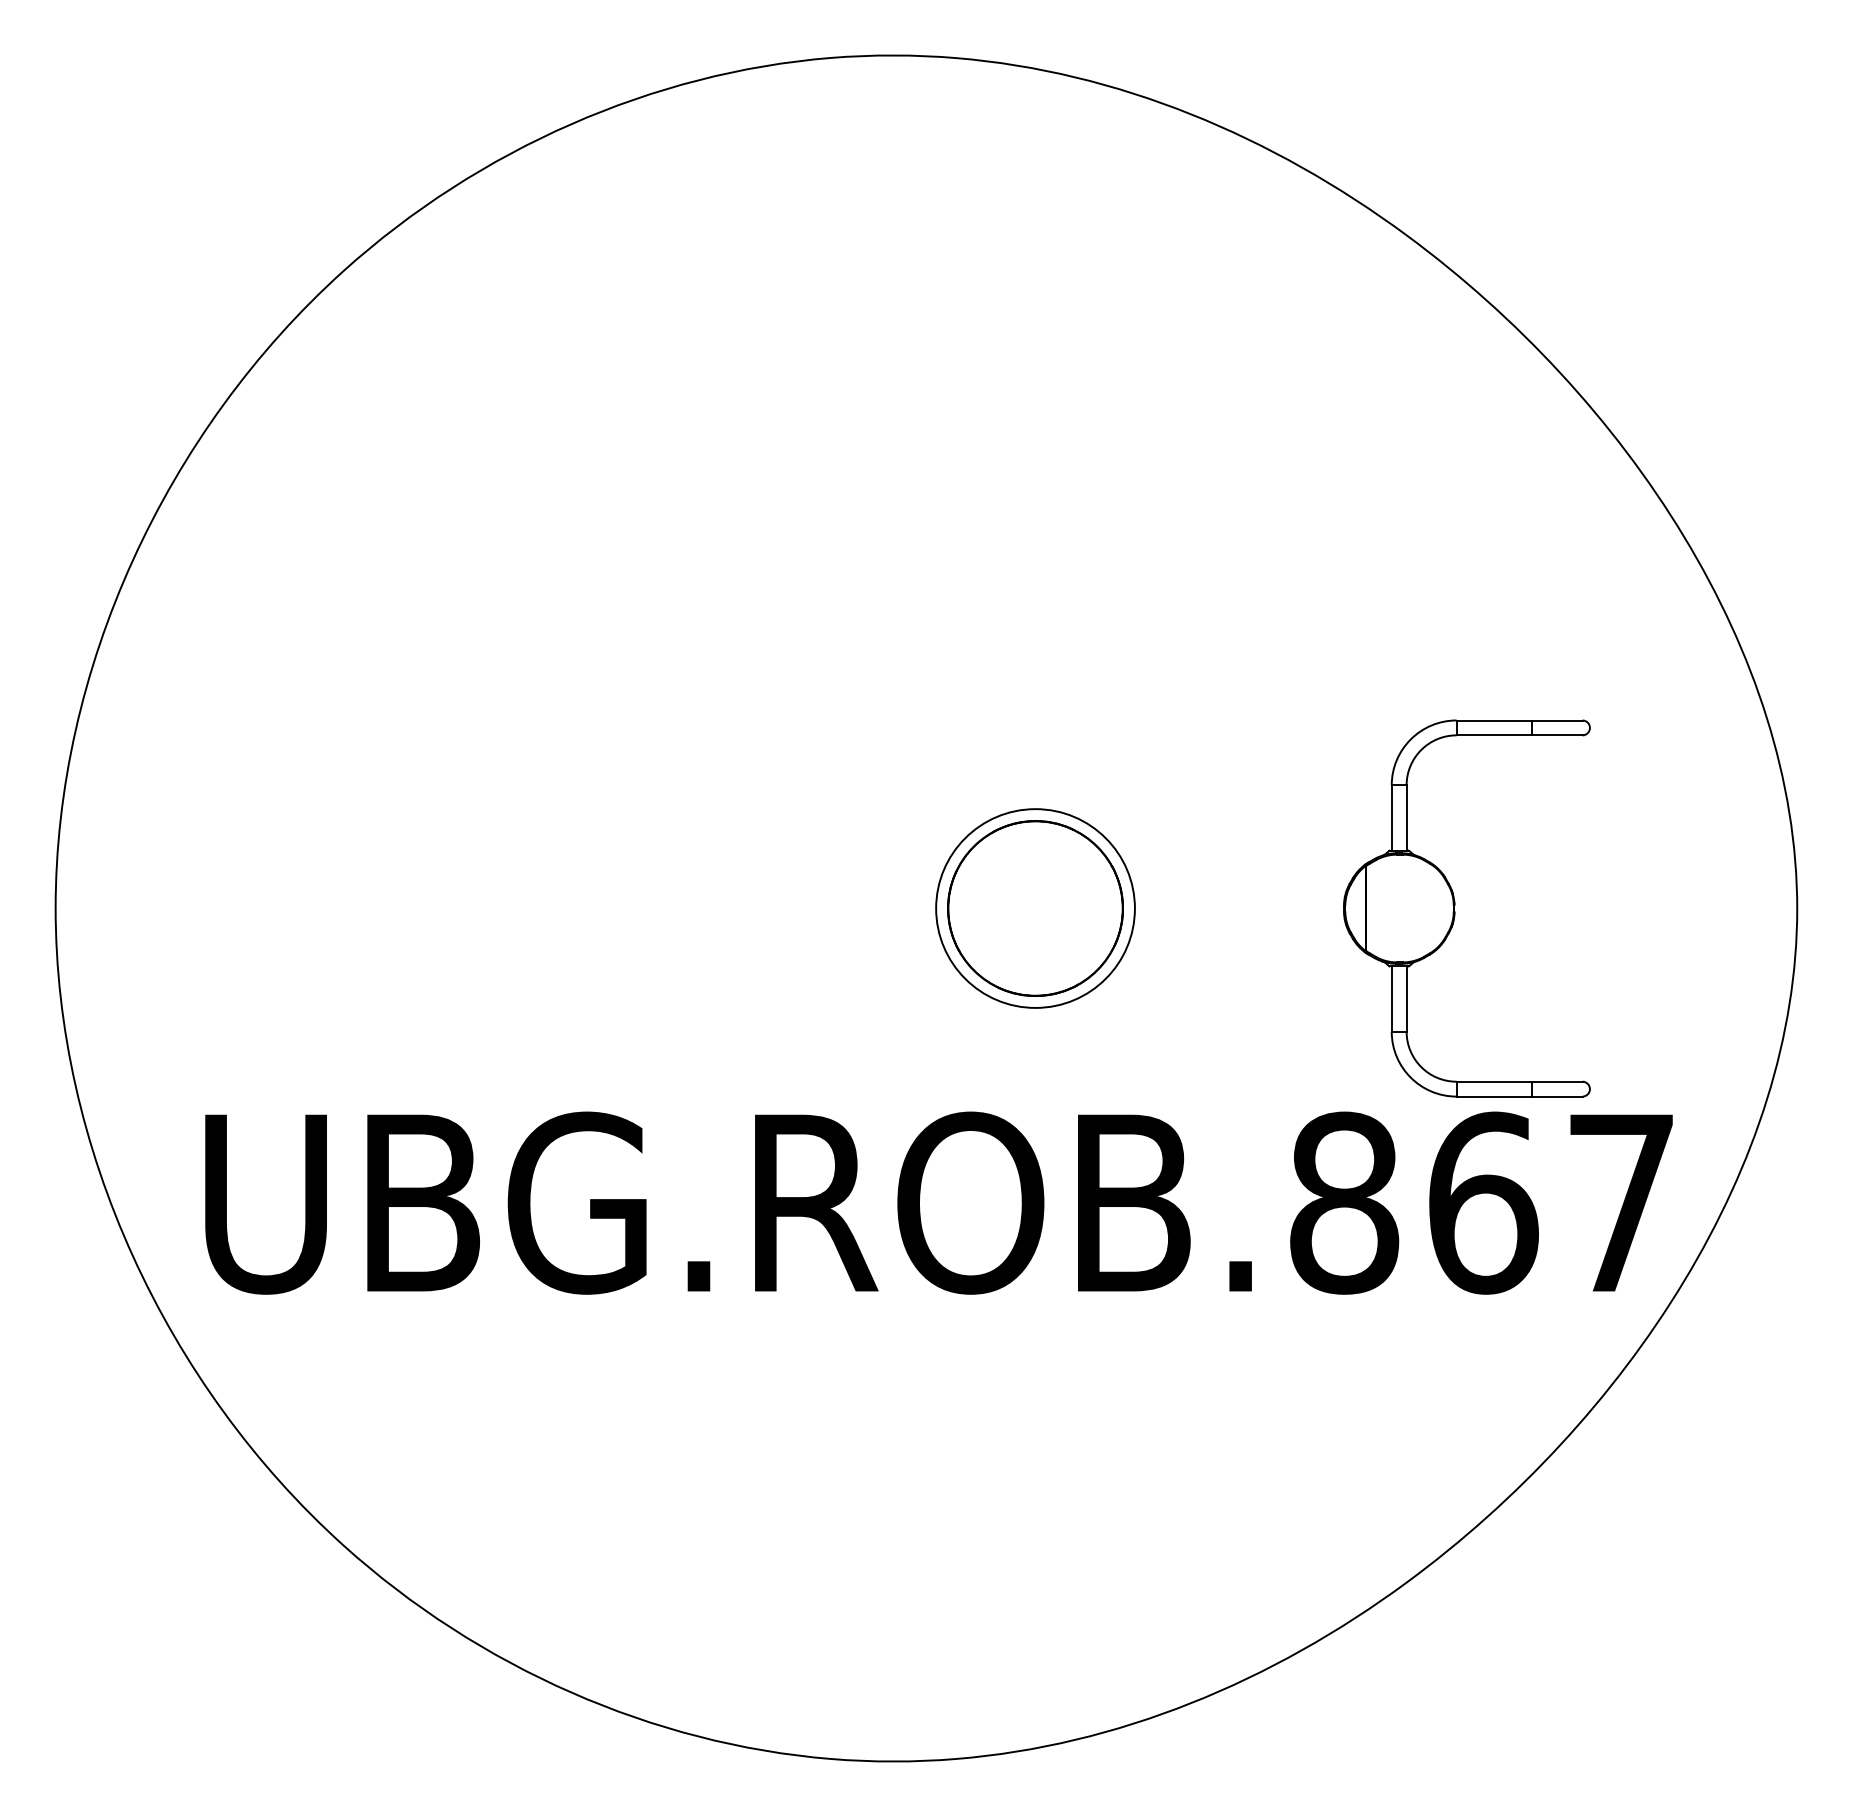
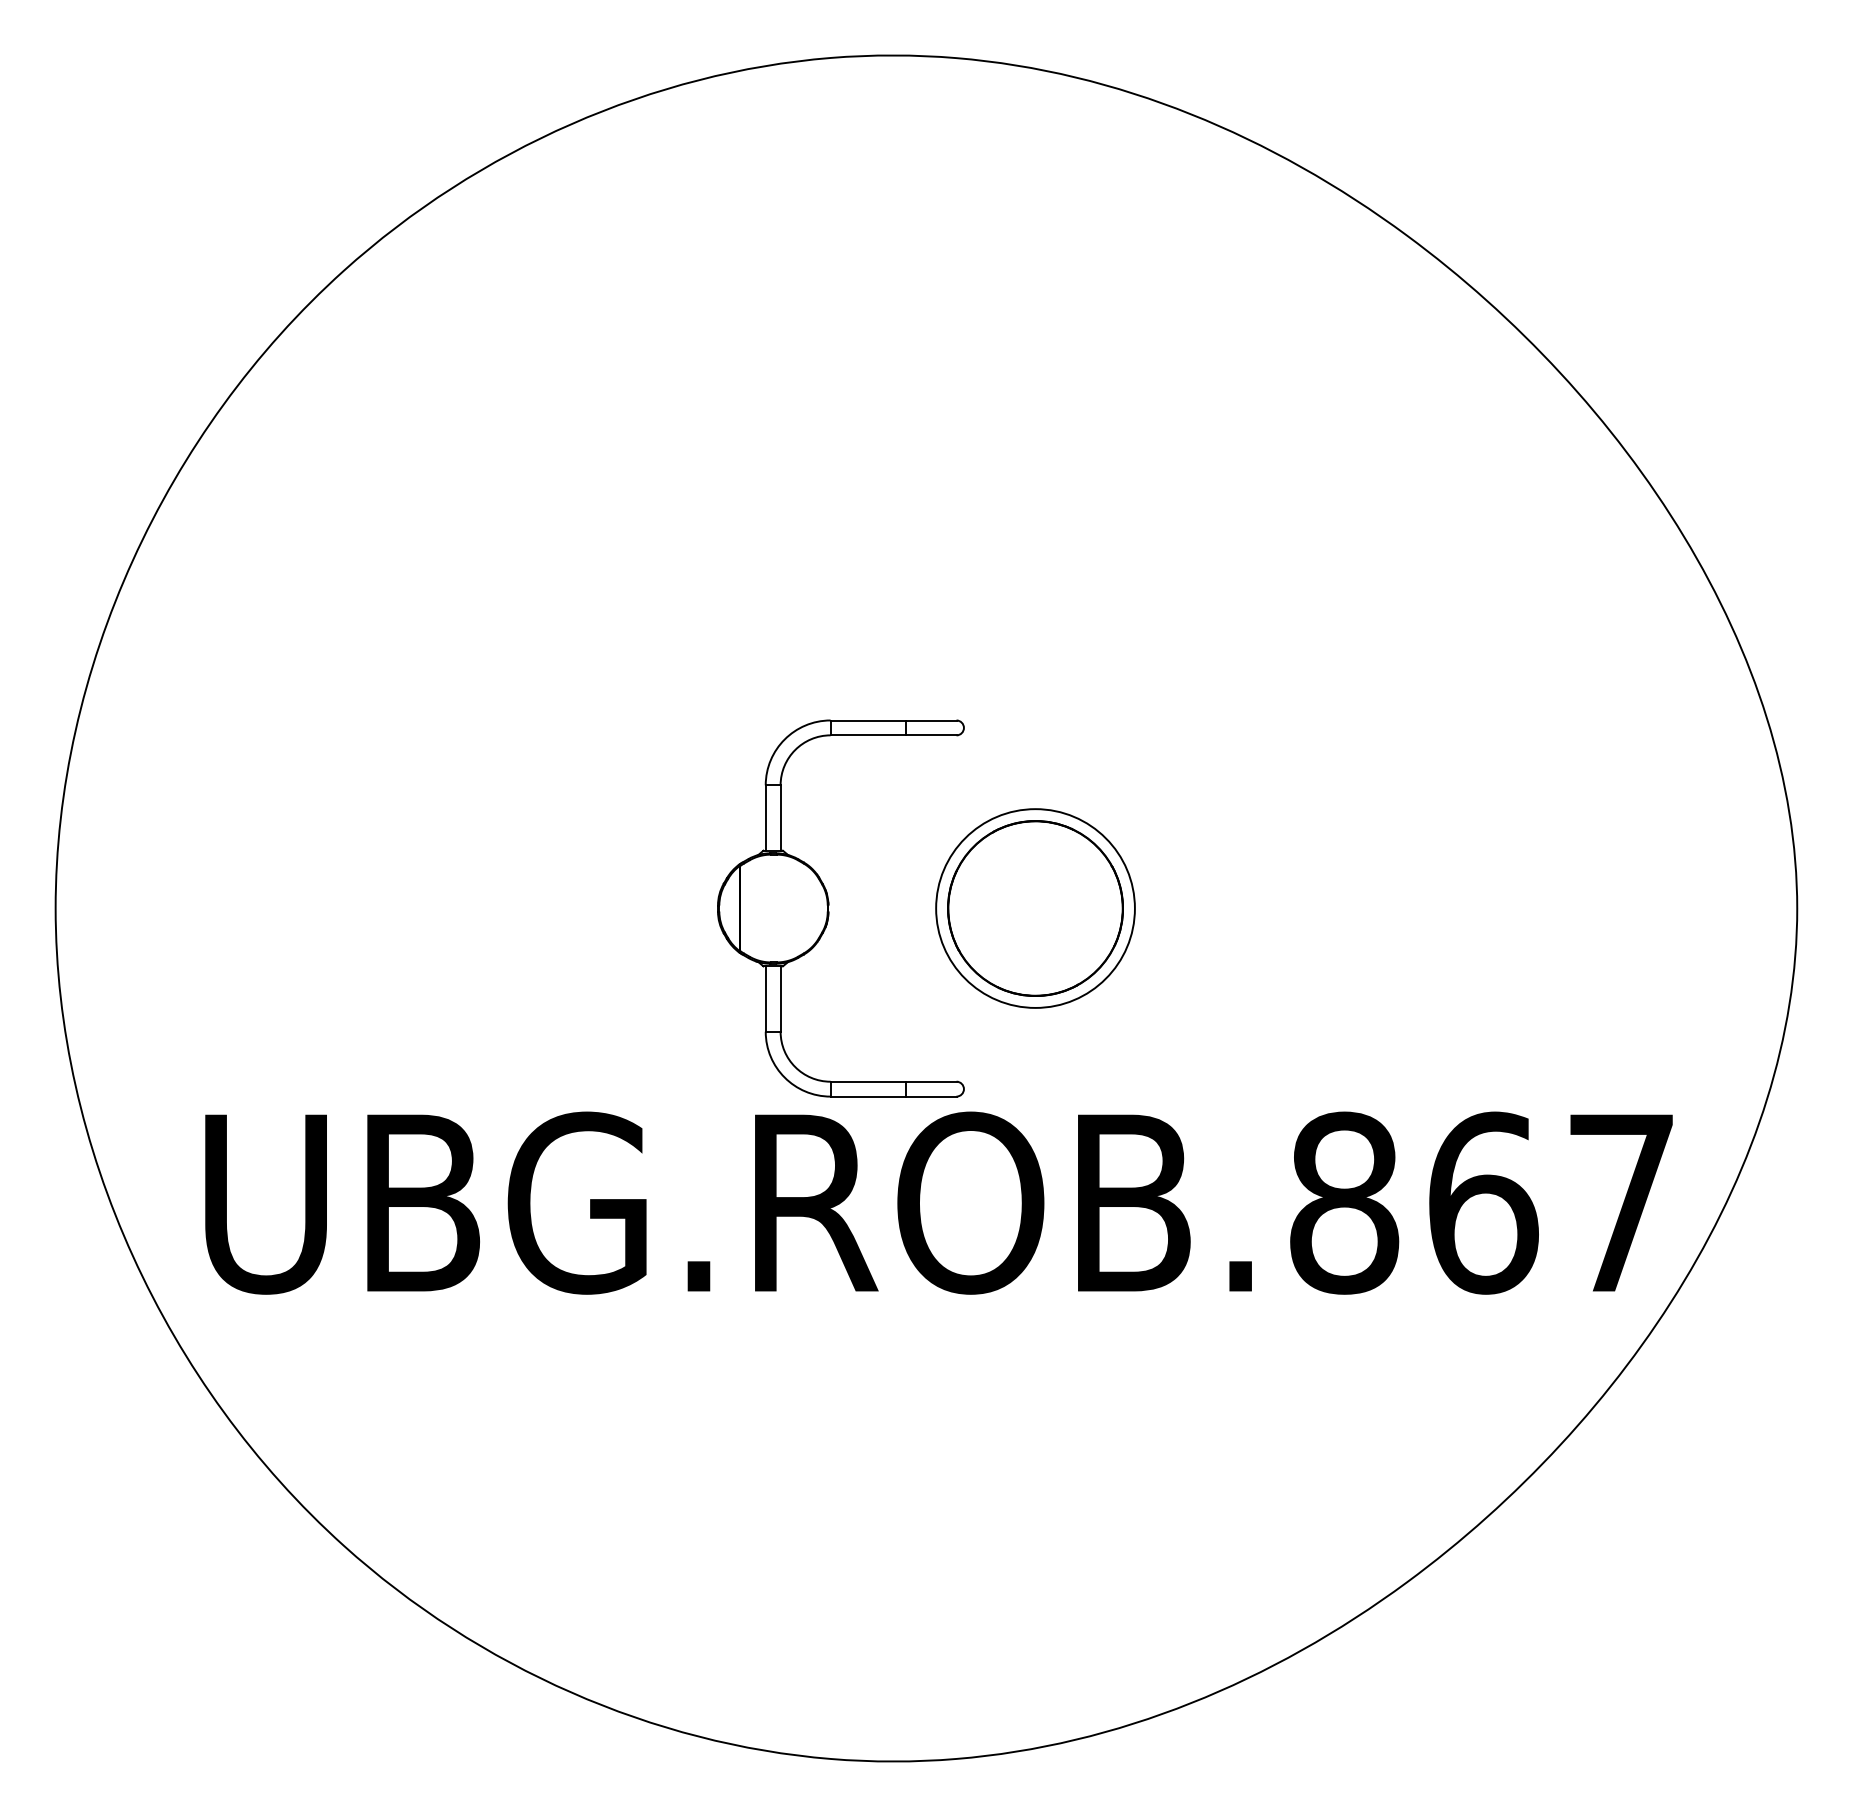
part position: (1455, 905) -> (829, 905) (829, 905)
